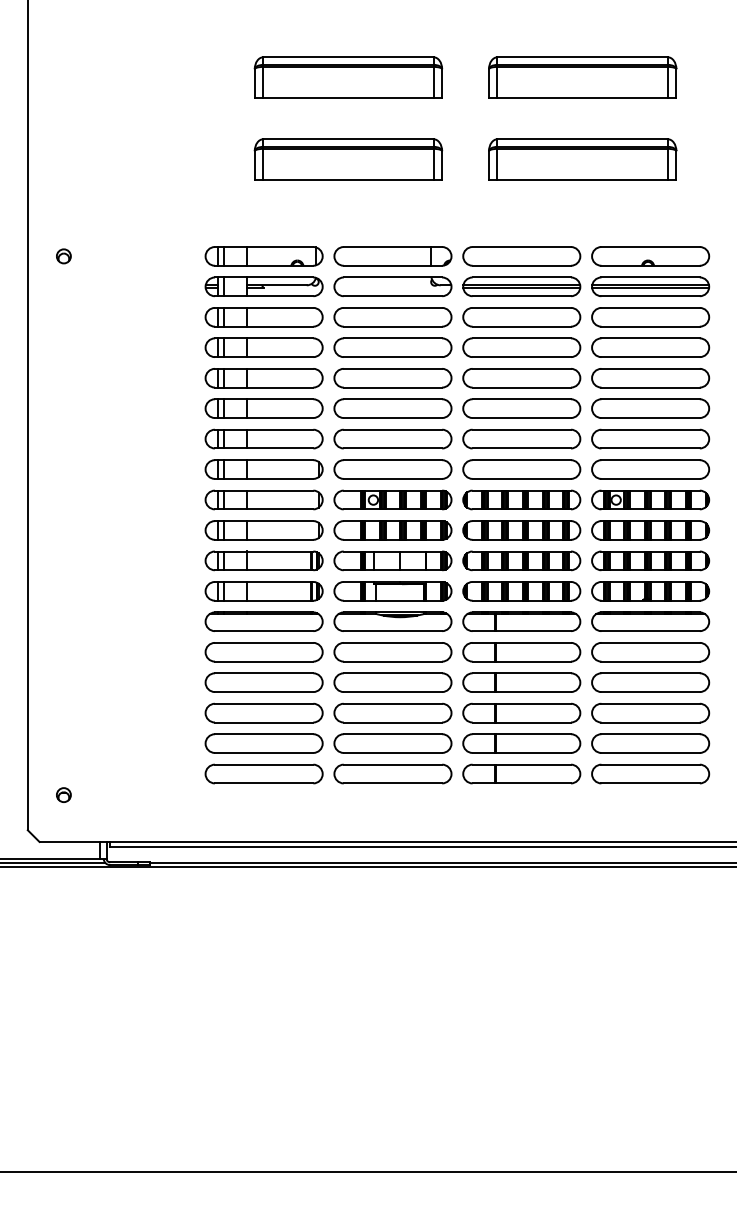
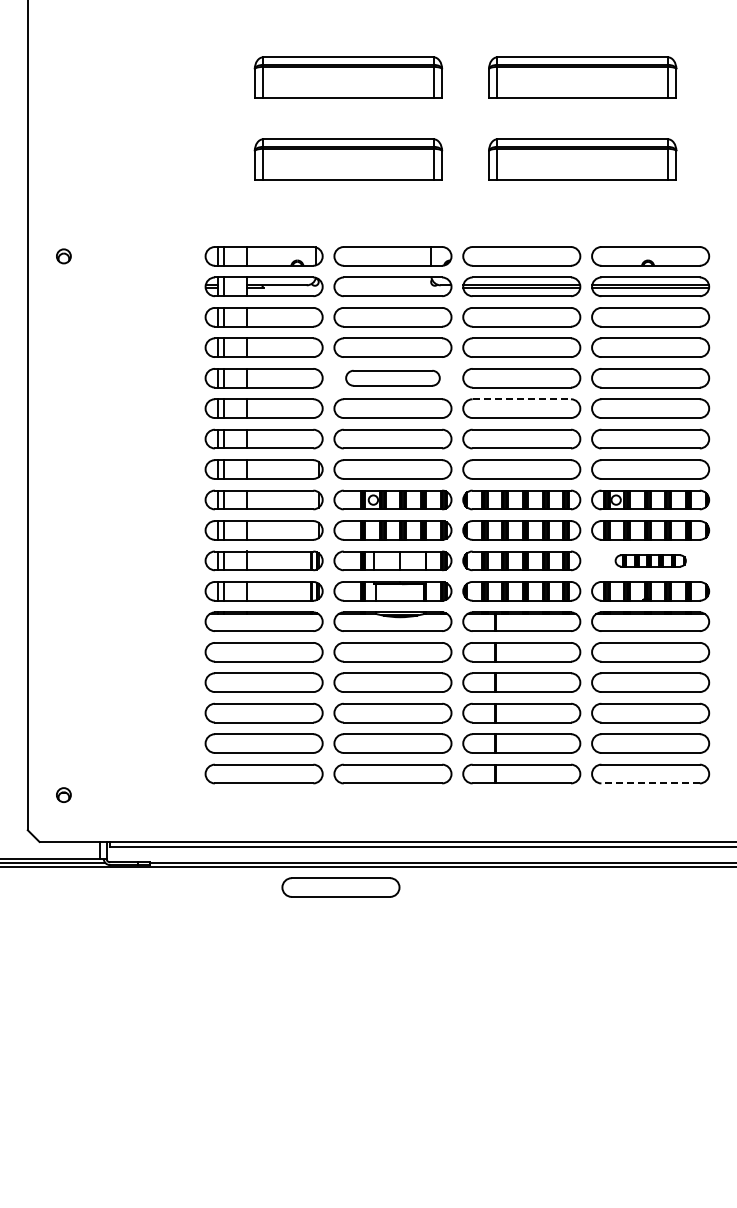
part size: 120x21 px -> 96x17 px (392, 378)
line: solid -> dashed (522, 399)
part size: 120x22 px -> 73x14 px (650, 560)
line: solid -> dashed (650, 783)
part: none -> present (340, 887)
line: present -> none (367, 1171)
